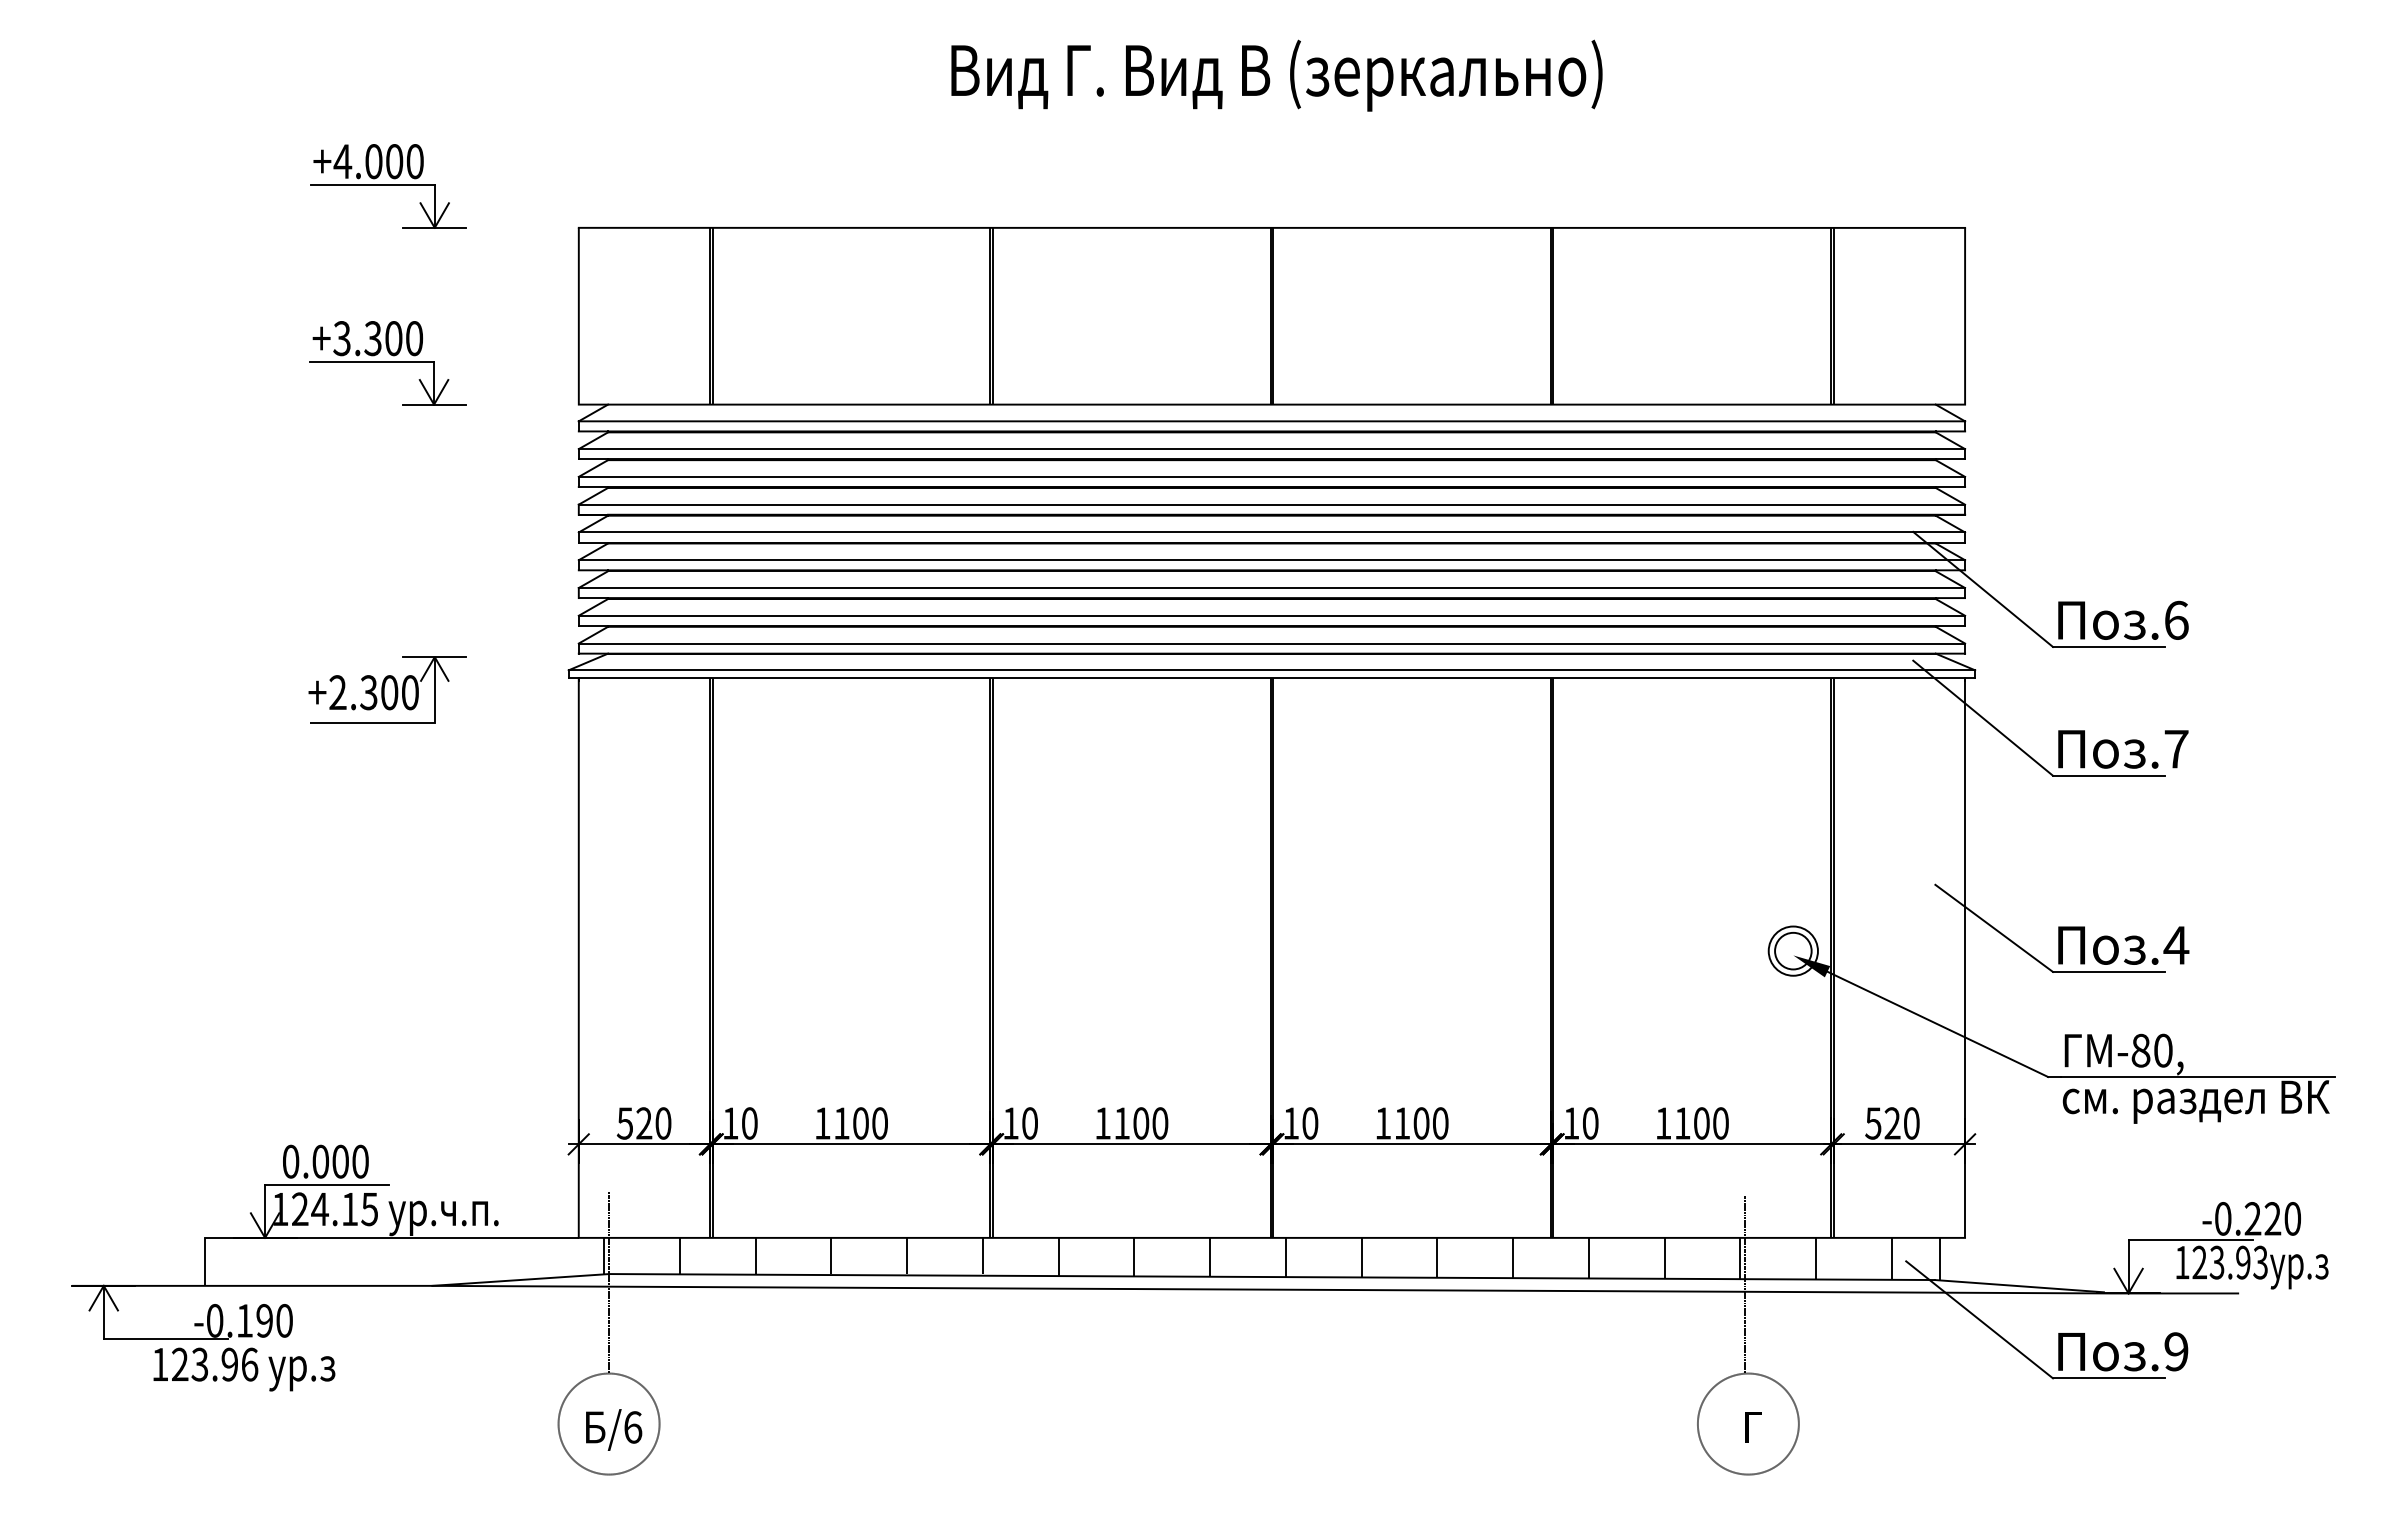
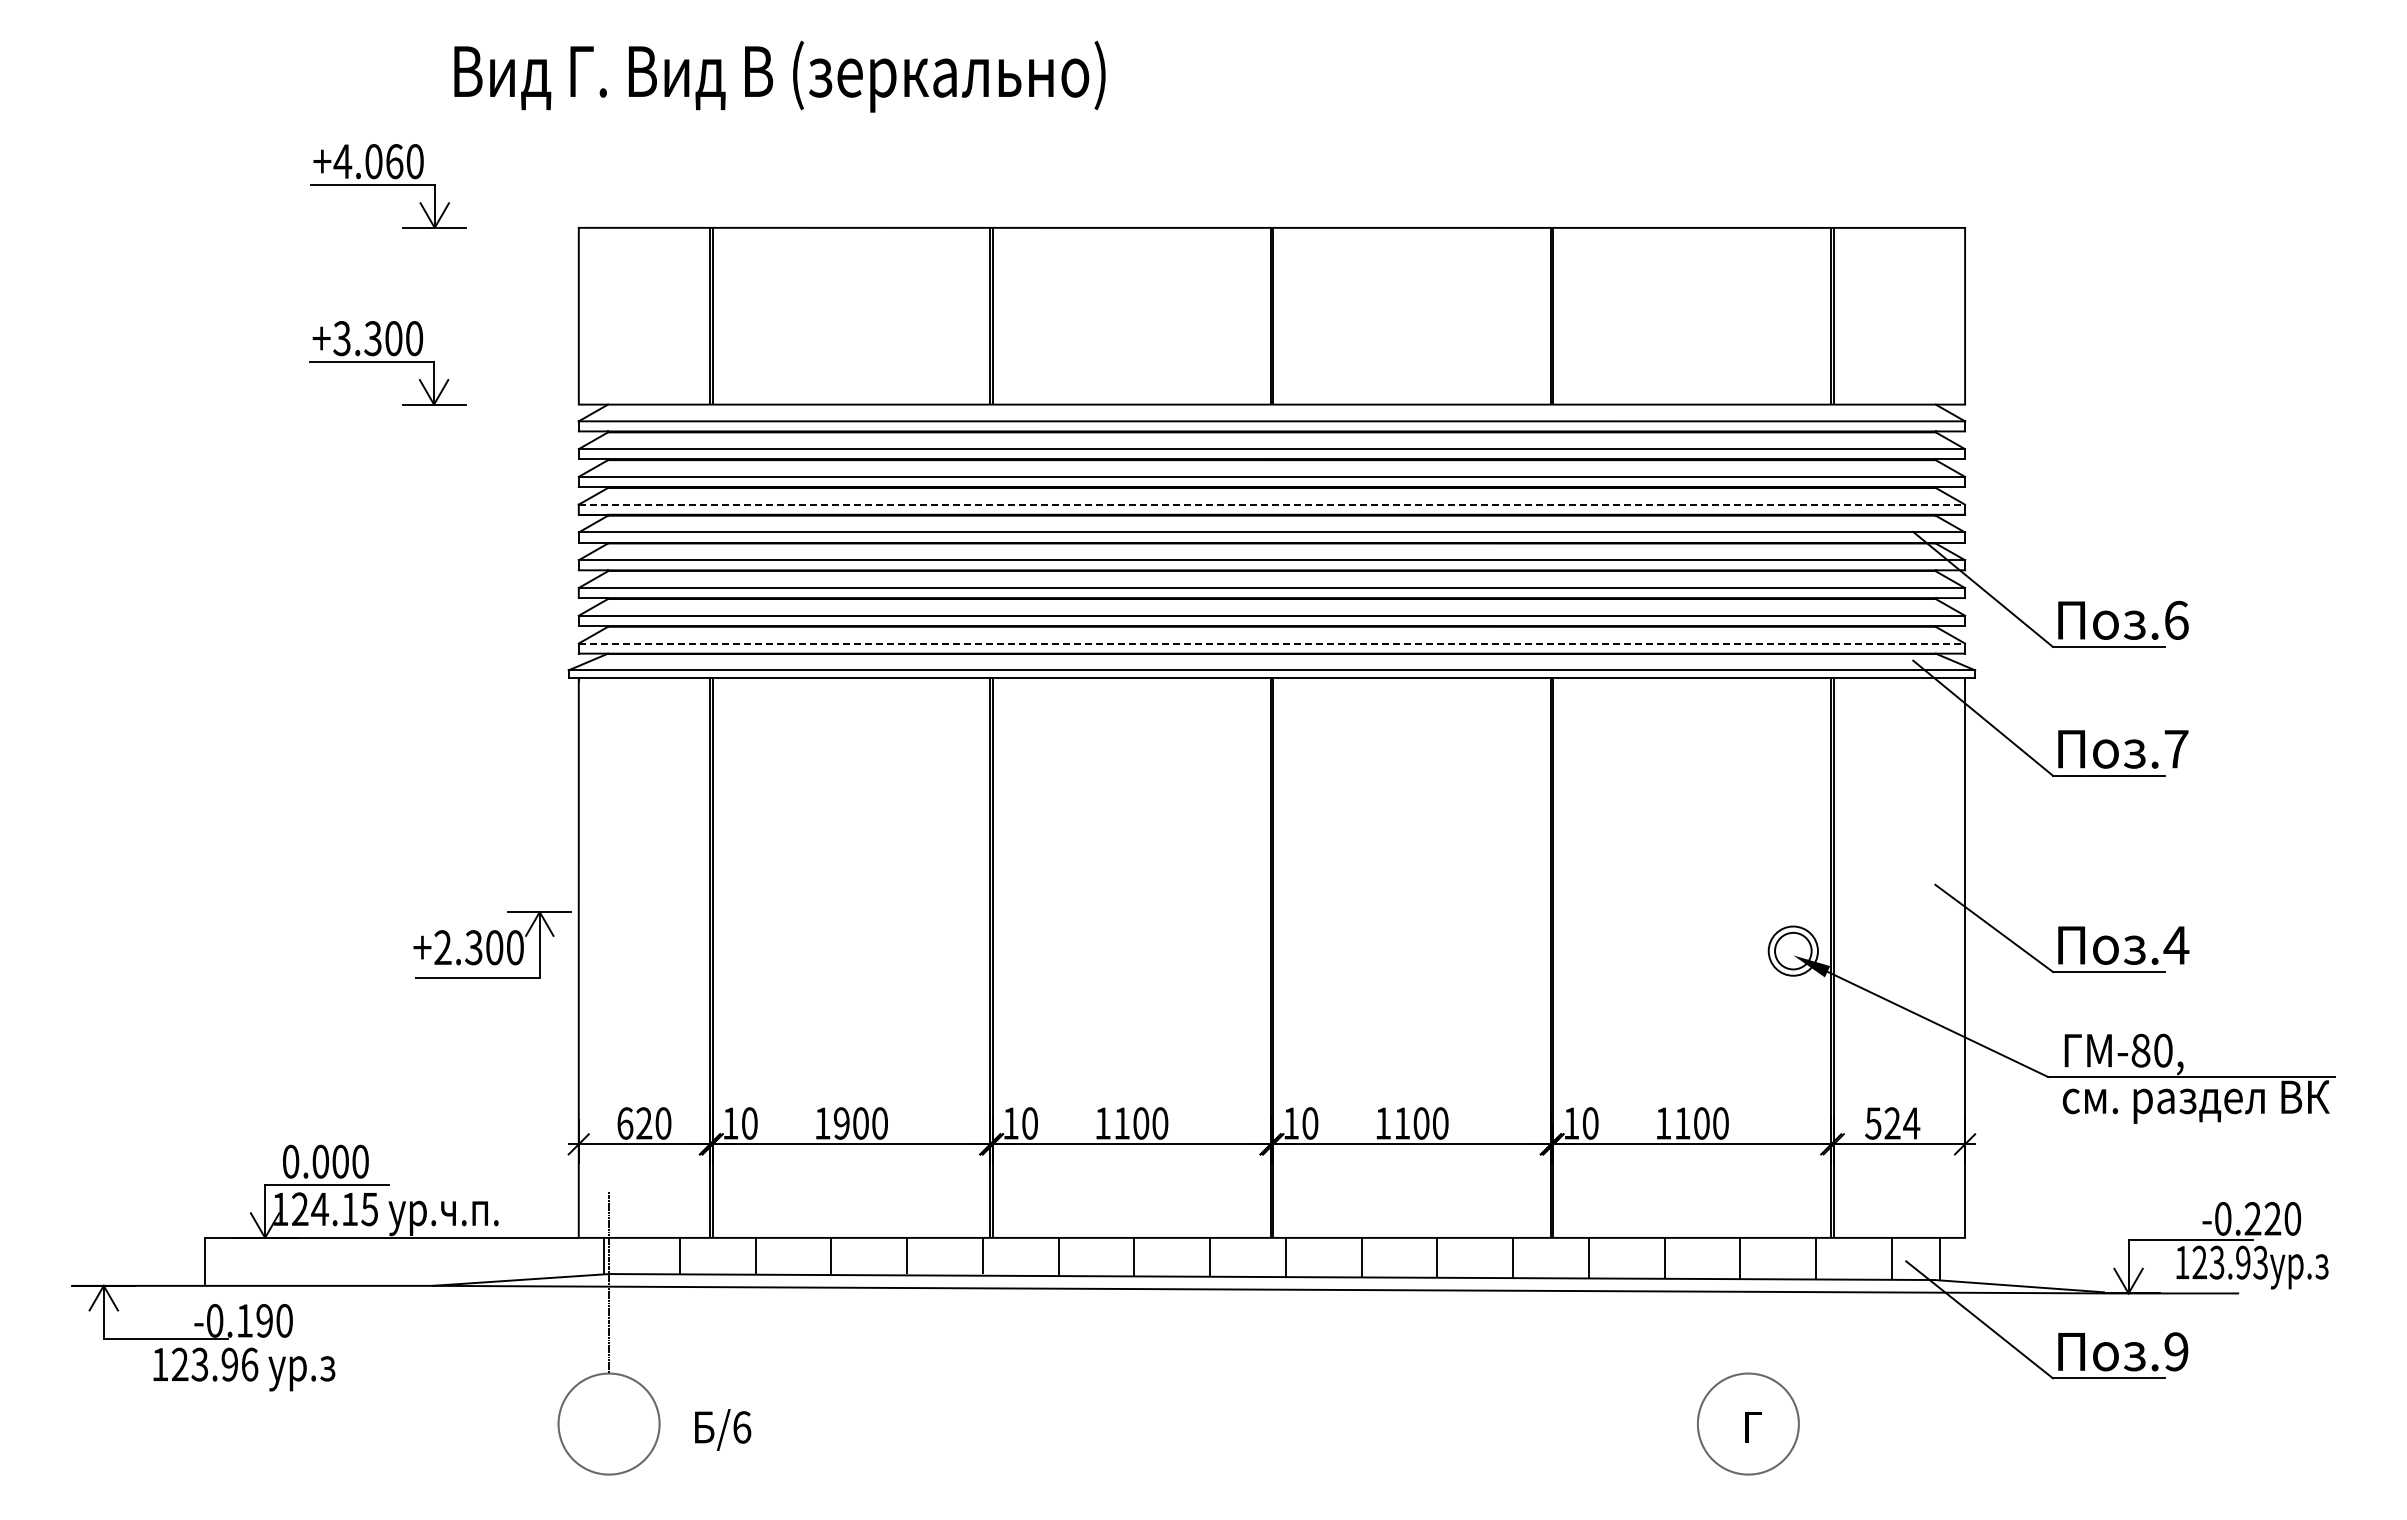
text position: (1276, 75) -> (779, 76) (779, 76)
text: +4.000 -> +4.060 (394, 161)
line: solid -> dashed (1272, 504)
line: solid -> dashed (1272, 643)
part position: (387, 689) -> (492, 944) (492, 944)
text: 520 -> 620 (624, 1123)
text: 1100 -> 1900 (841, 1123)
text: 520 -> 524 (1911, 1123)
line: present -> none (1745, 1284)
text position: (614, 1429) -> (723, 1429) (723, 1429)
